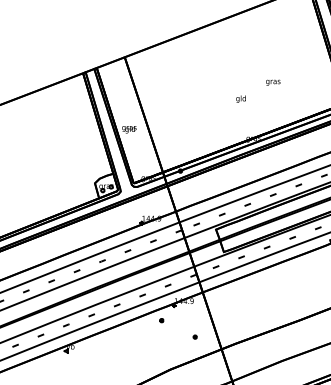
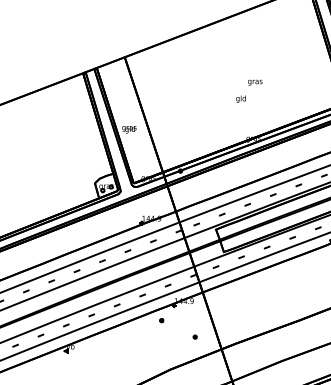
text position: (273, 82) -> (255, 82) (255, 82)
